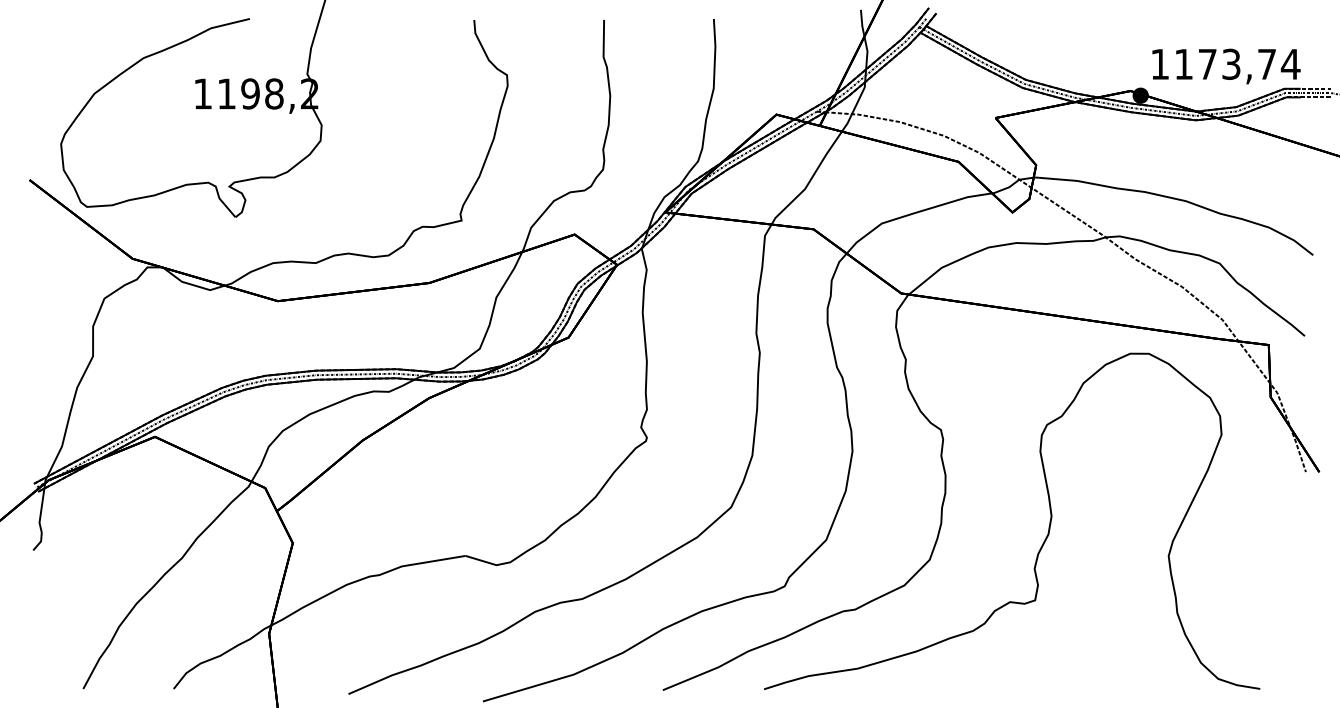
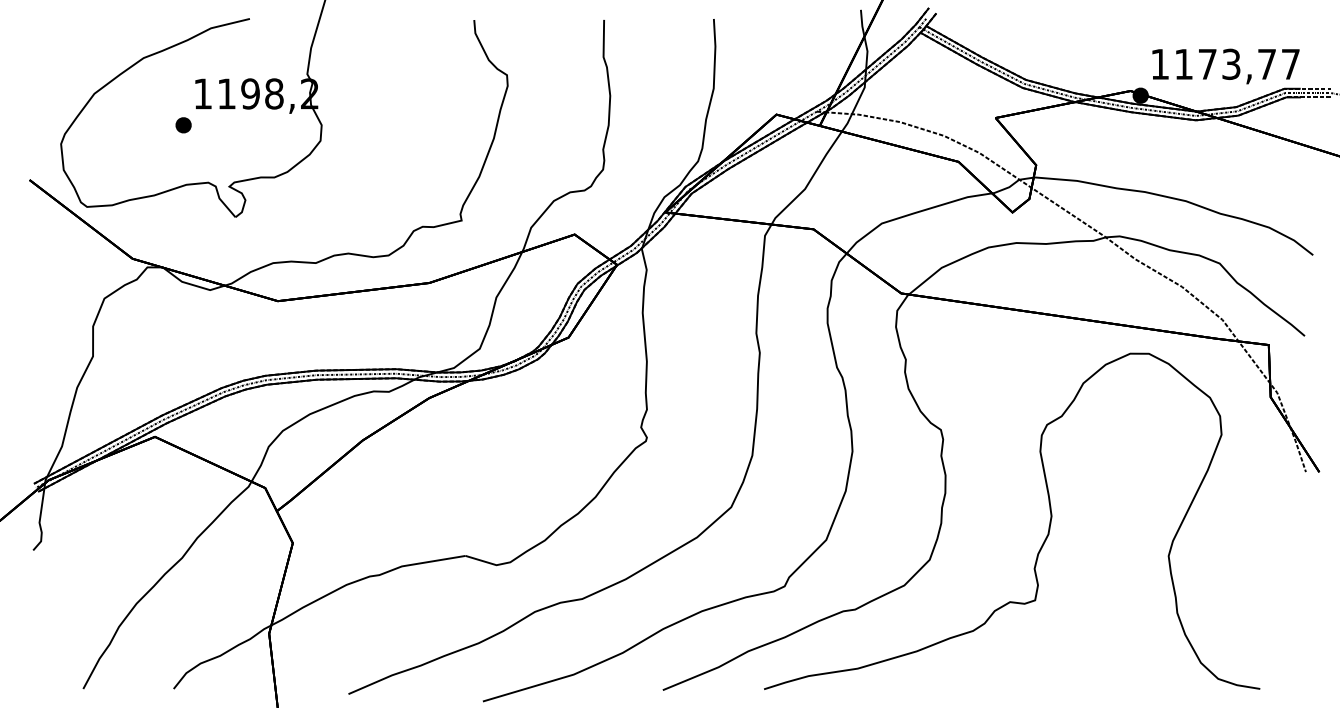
text: 1173,74 -> 1173,77 (1290, 64)
part: none -> present (183, 125)
